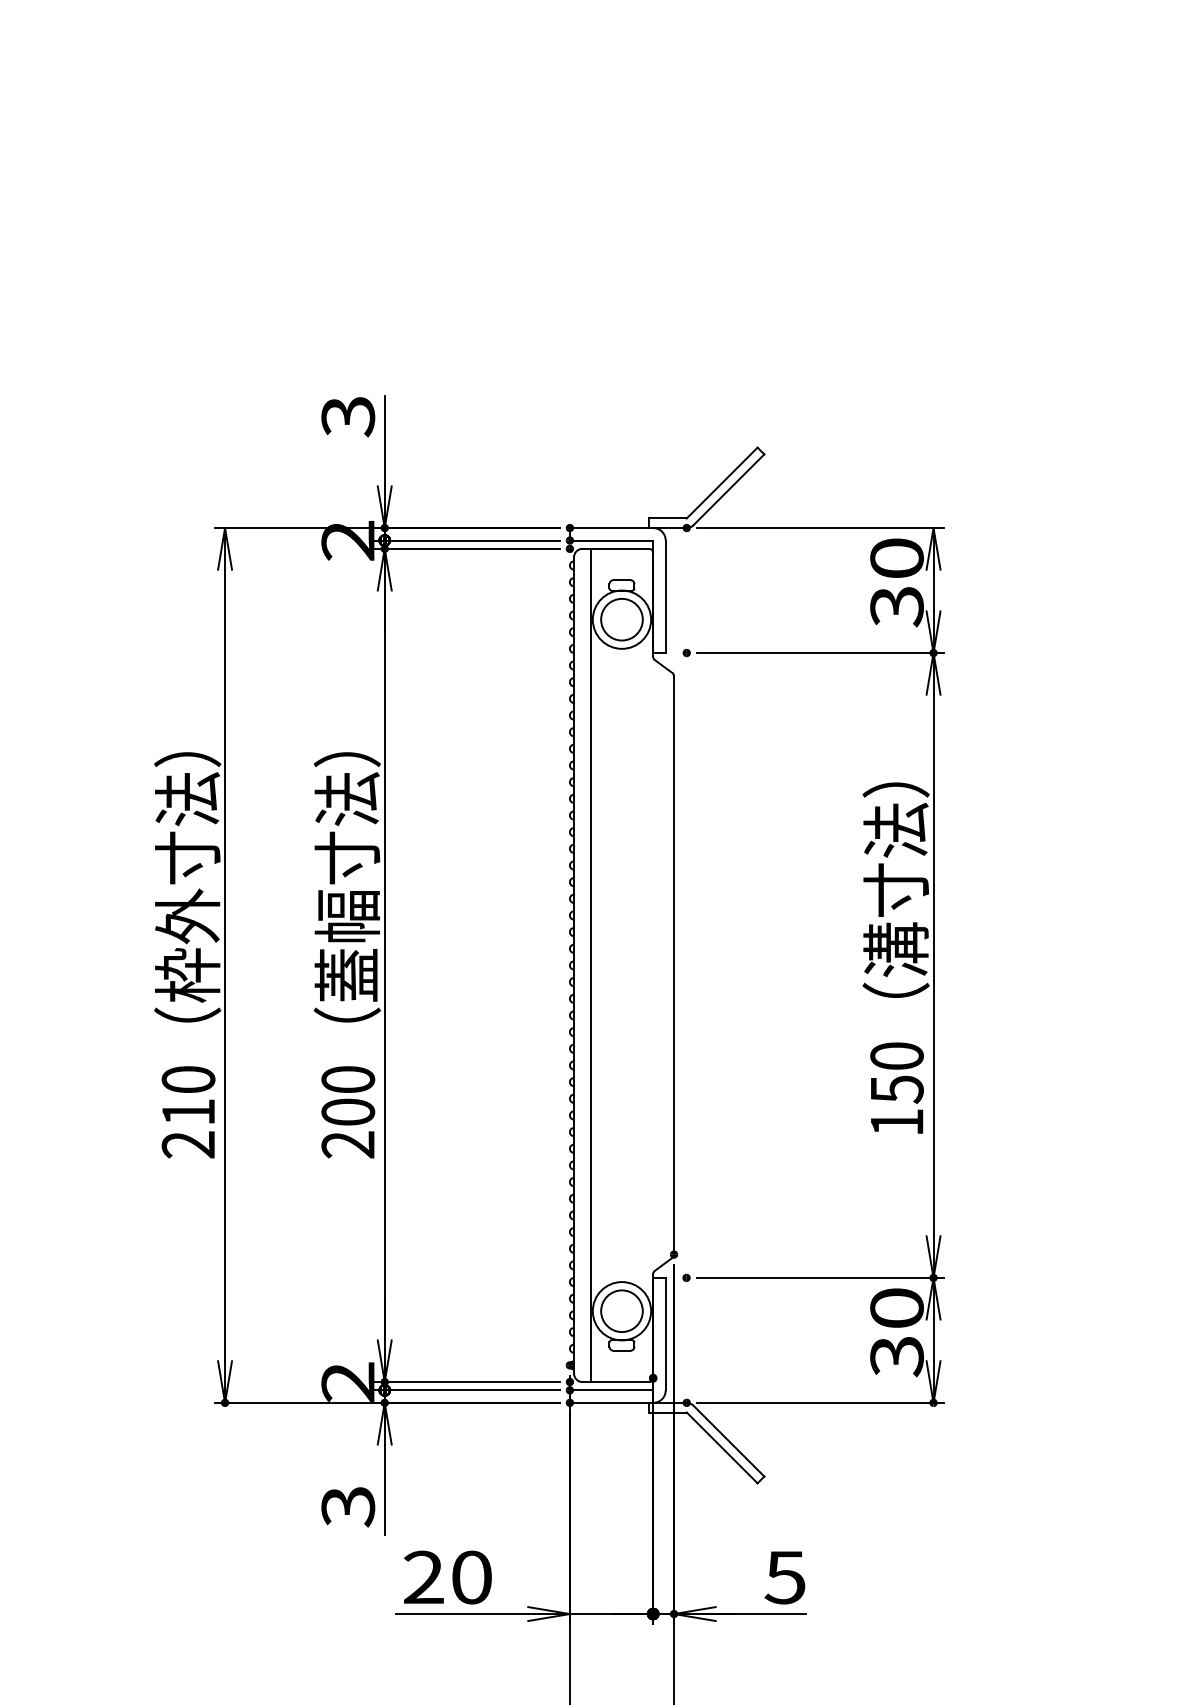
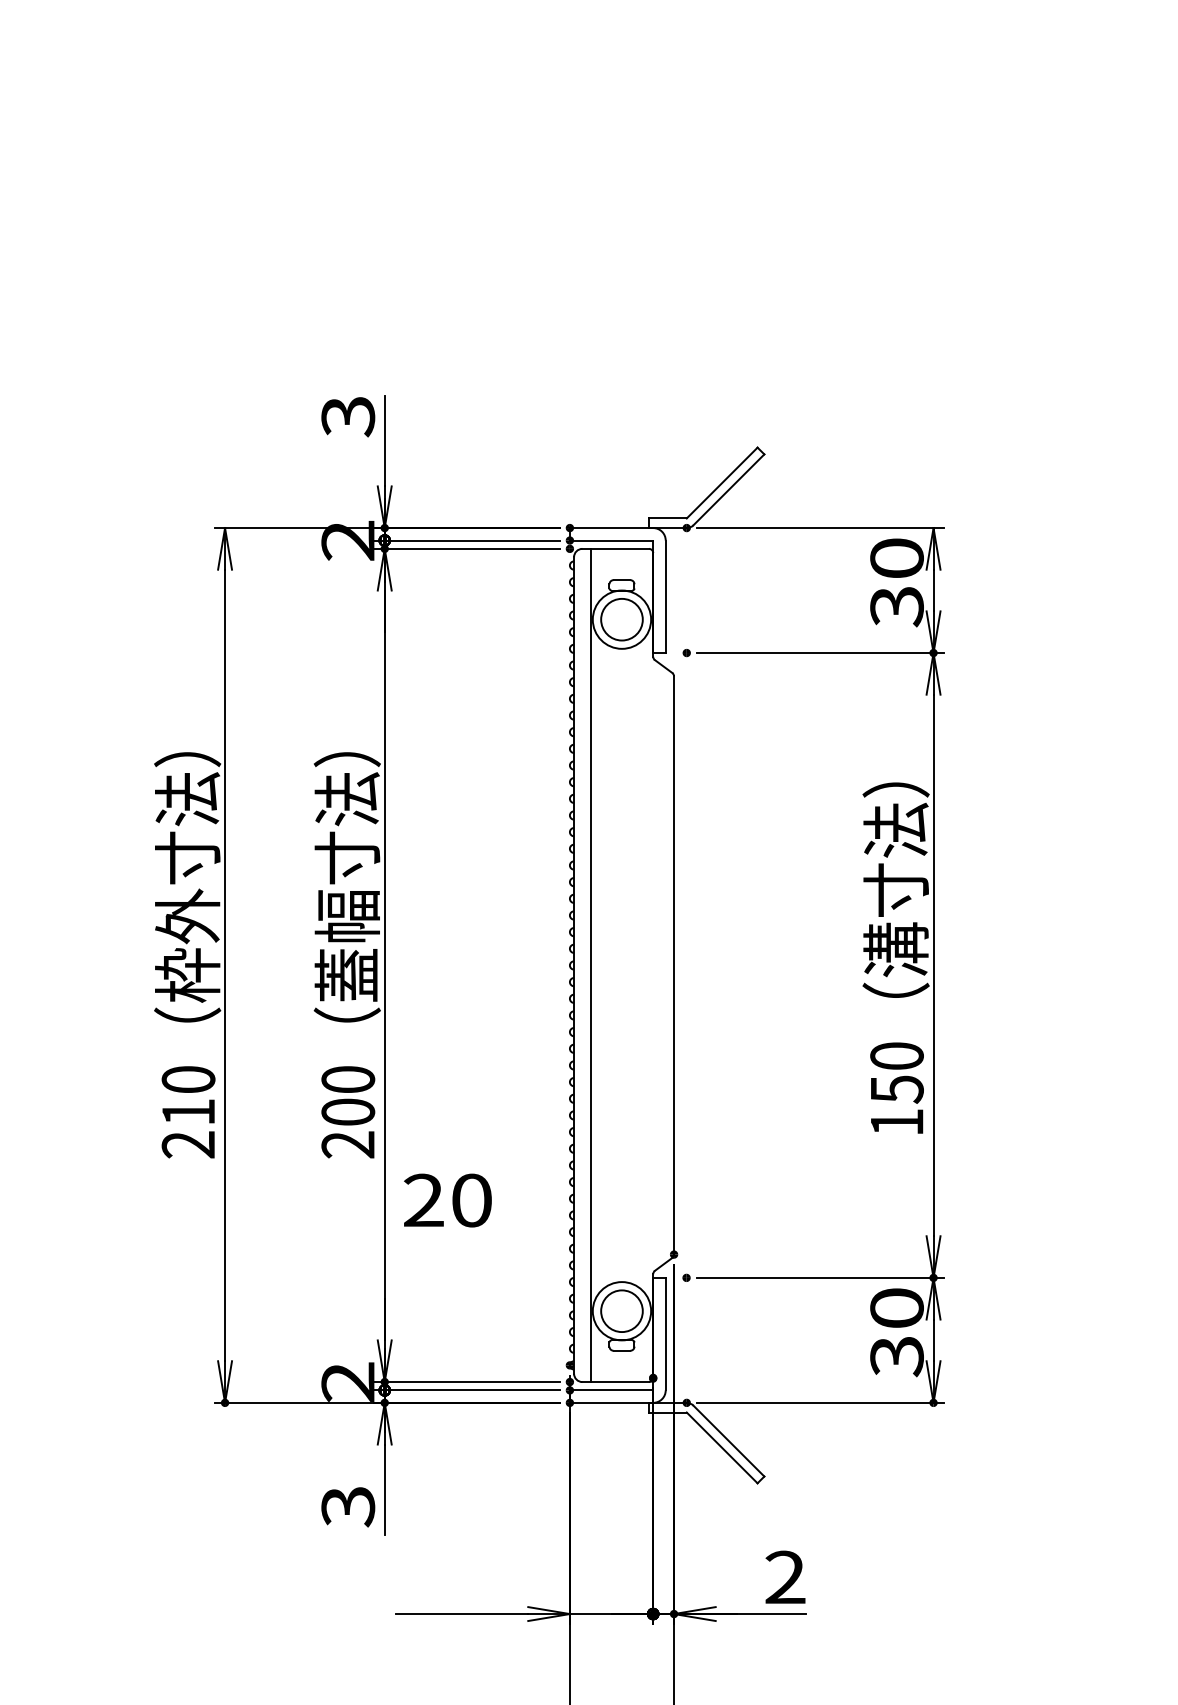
text position: (447, 1577) -> (447, 1200) (447, 1200)
text: 5 -> 2 (784, 1577)
